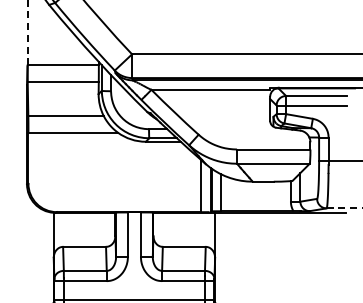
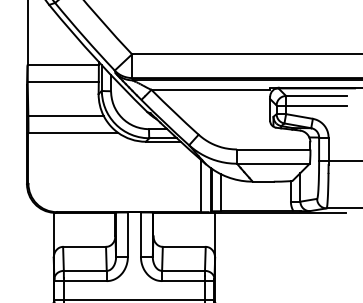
line: dashed -> solid (27, 32)
line: dashed -> solid (344, 208)
